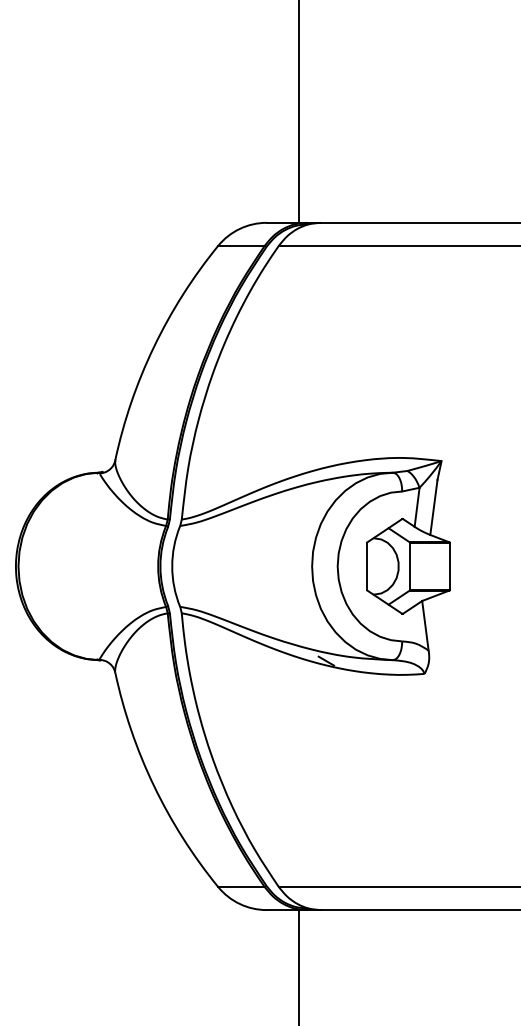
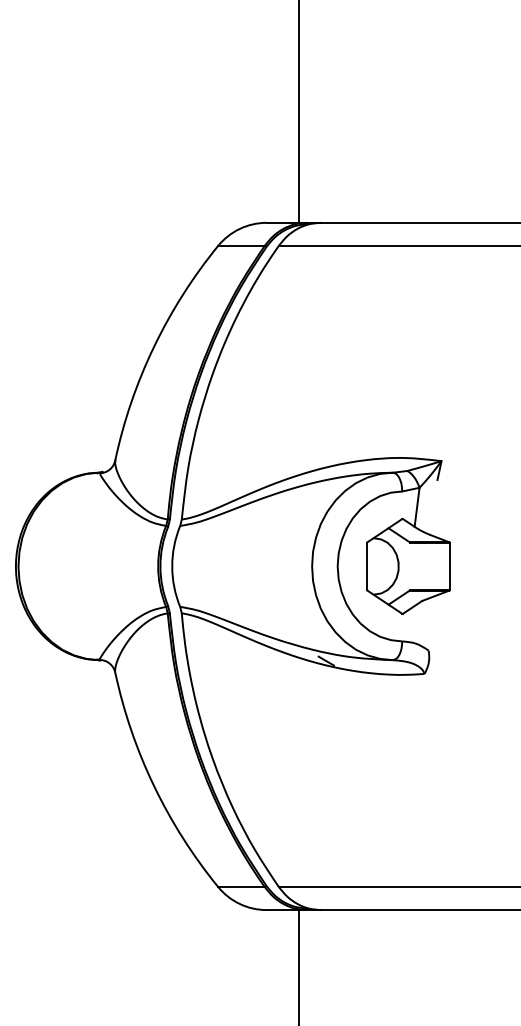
line: present -> none (433, 506)
line: present -> none (410, 566)
line: present -> none (425, 625)
